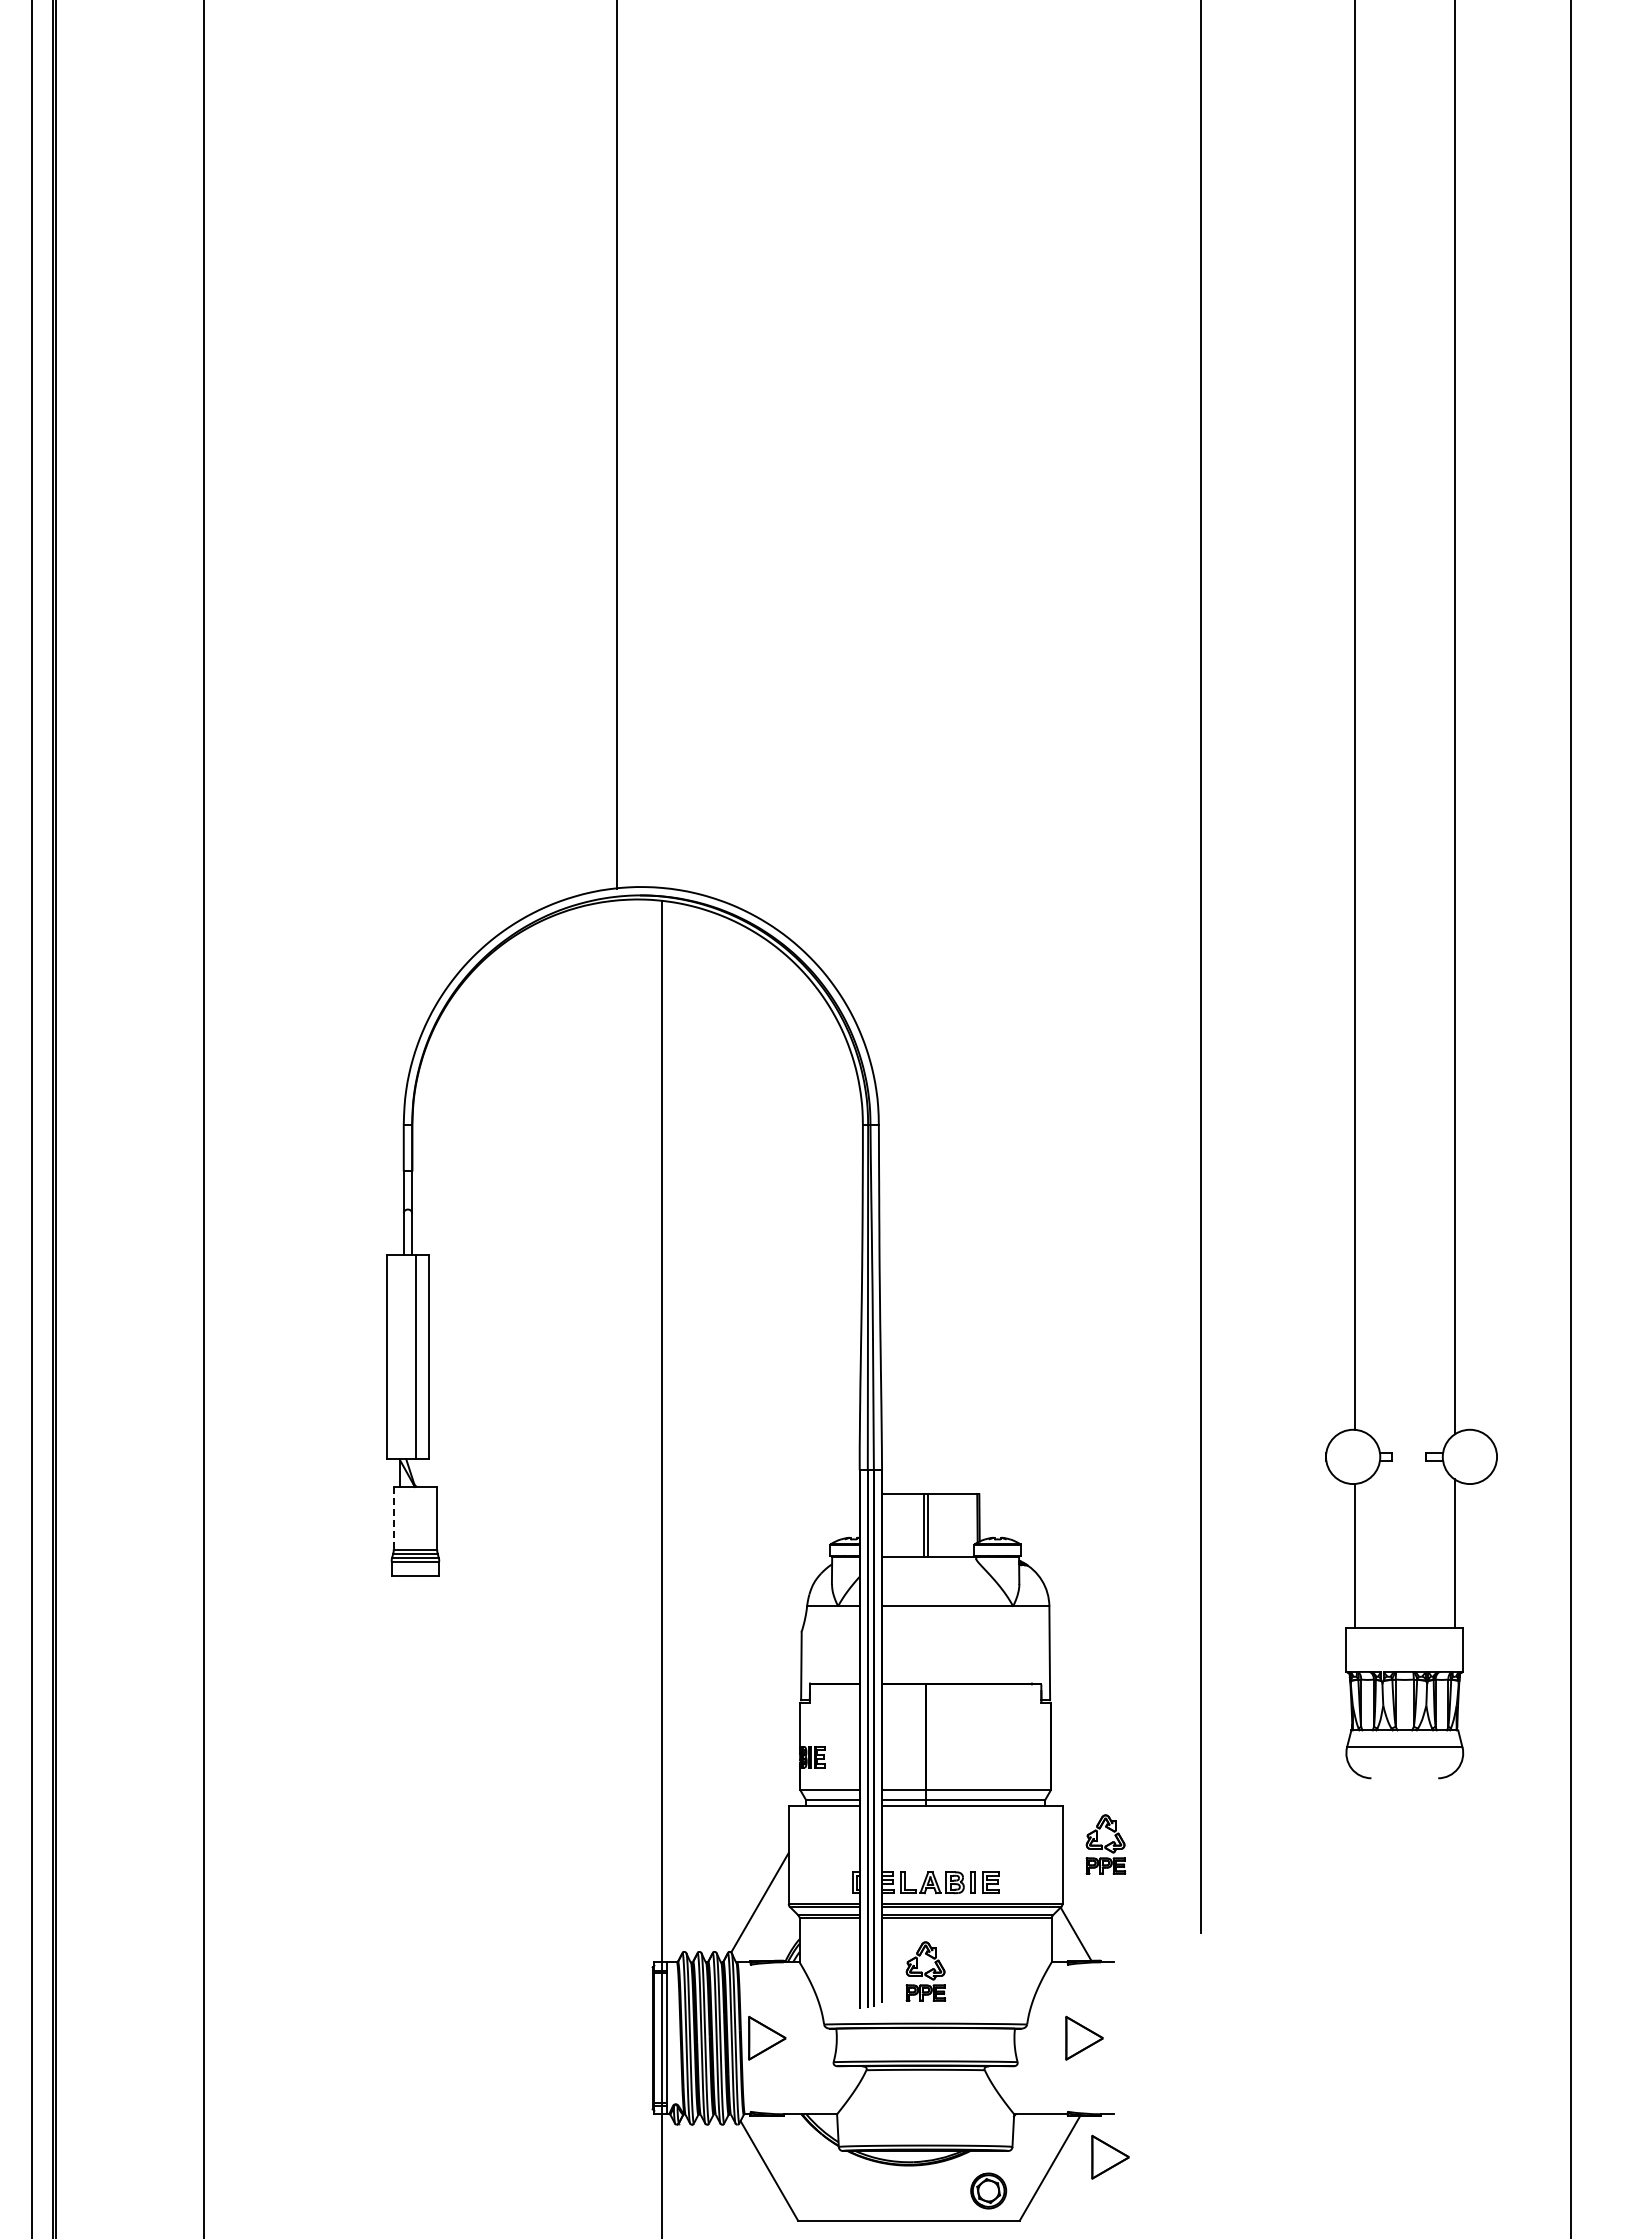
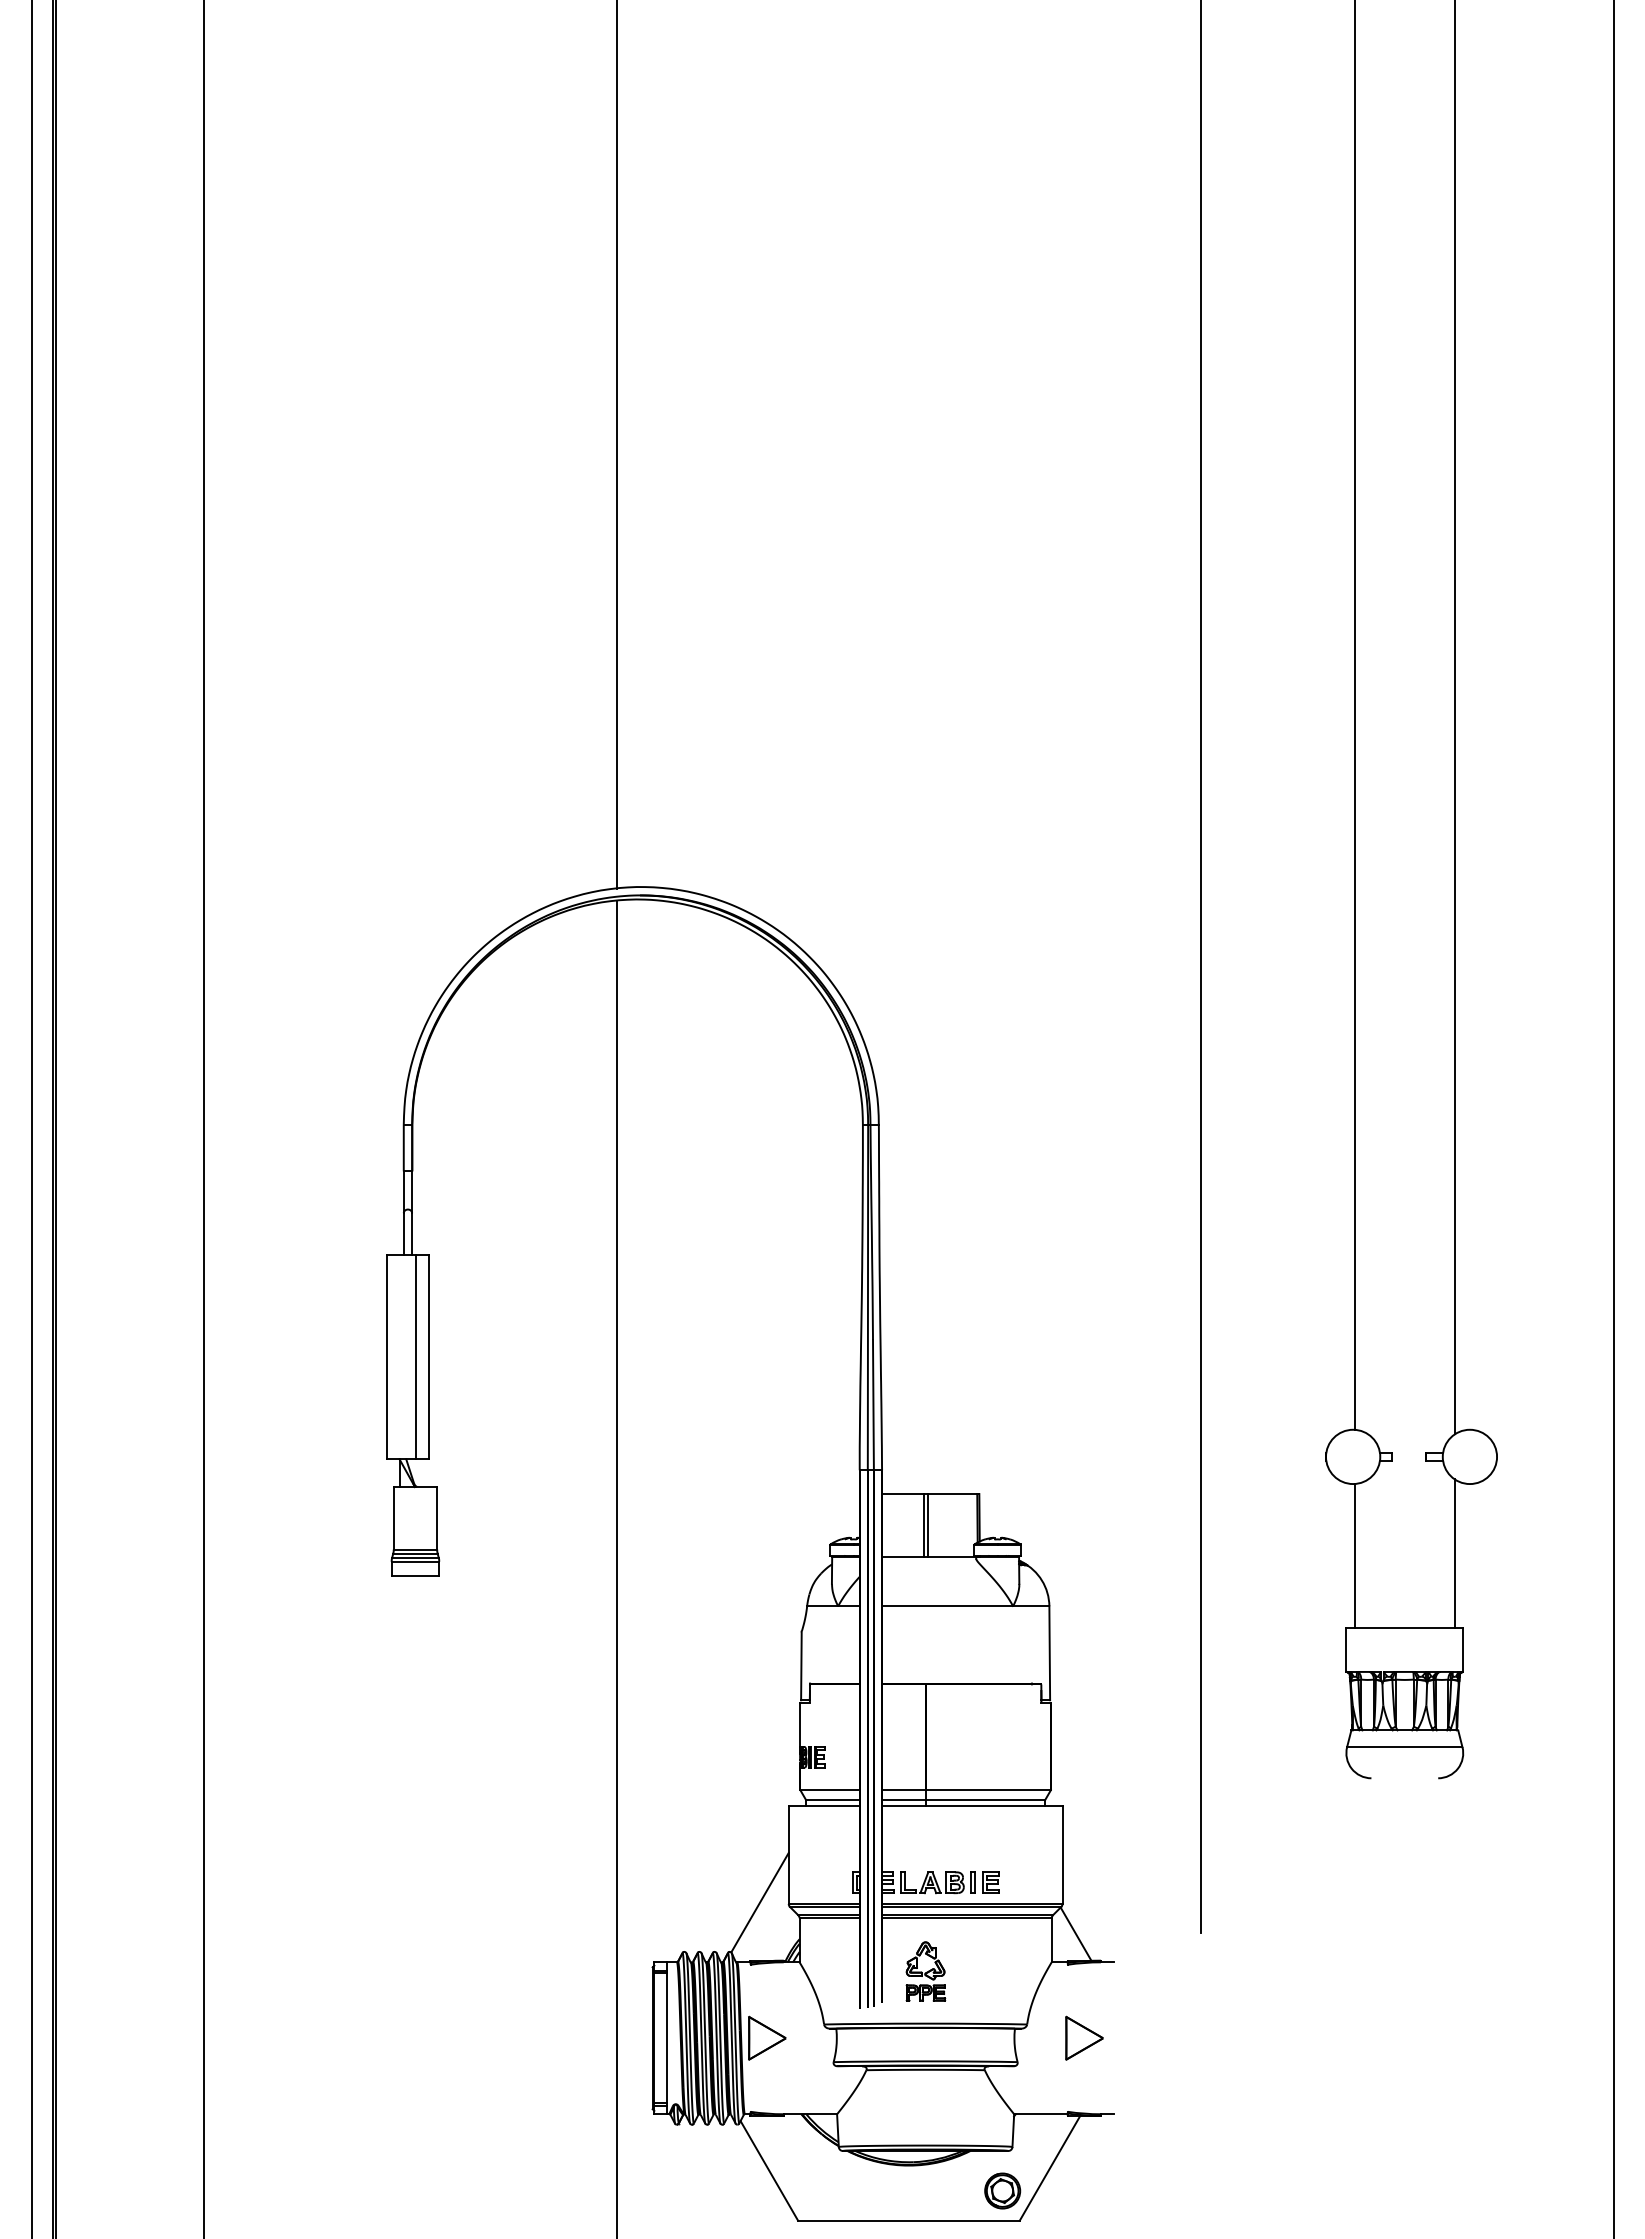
line position: (1571, 1118) -> (1614, 1118) (1614, 1118)
line: dashed -> solid (393, 1518)
line position: (661, 1567) -> (616, 1567) (616, 1567)
part: present -> none (1105, 1844)
part: present -> none (1110, 2156)
part position: (988, 2190) -> (1002, 2190) (1002, 2190)
